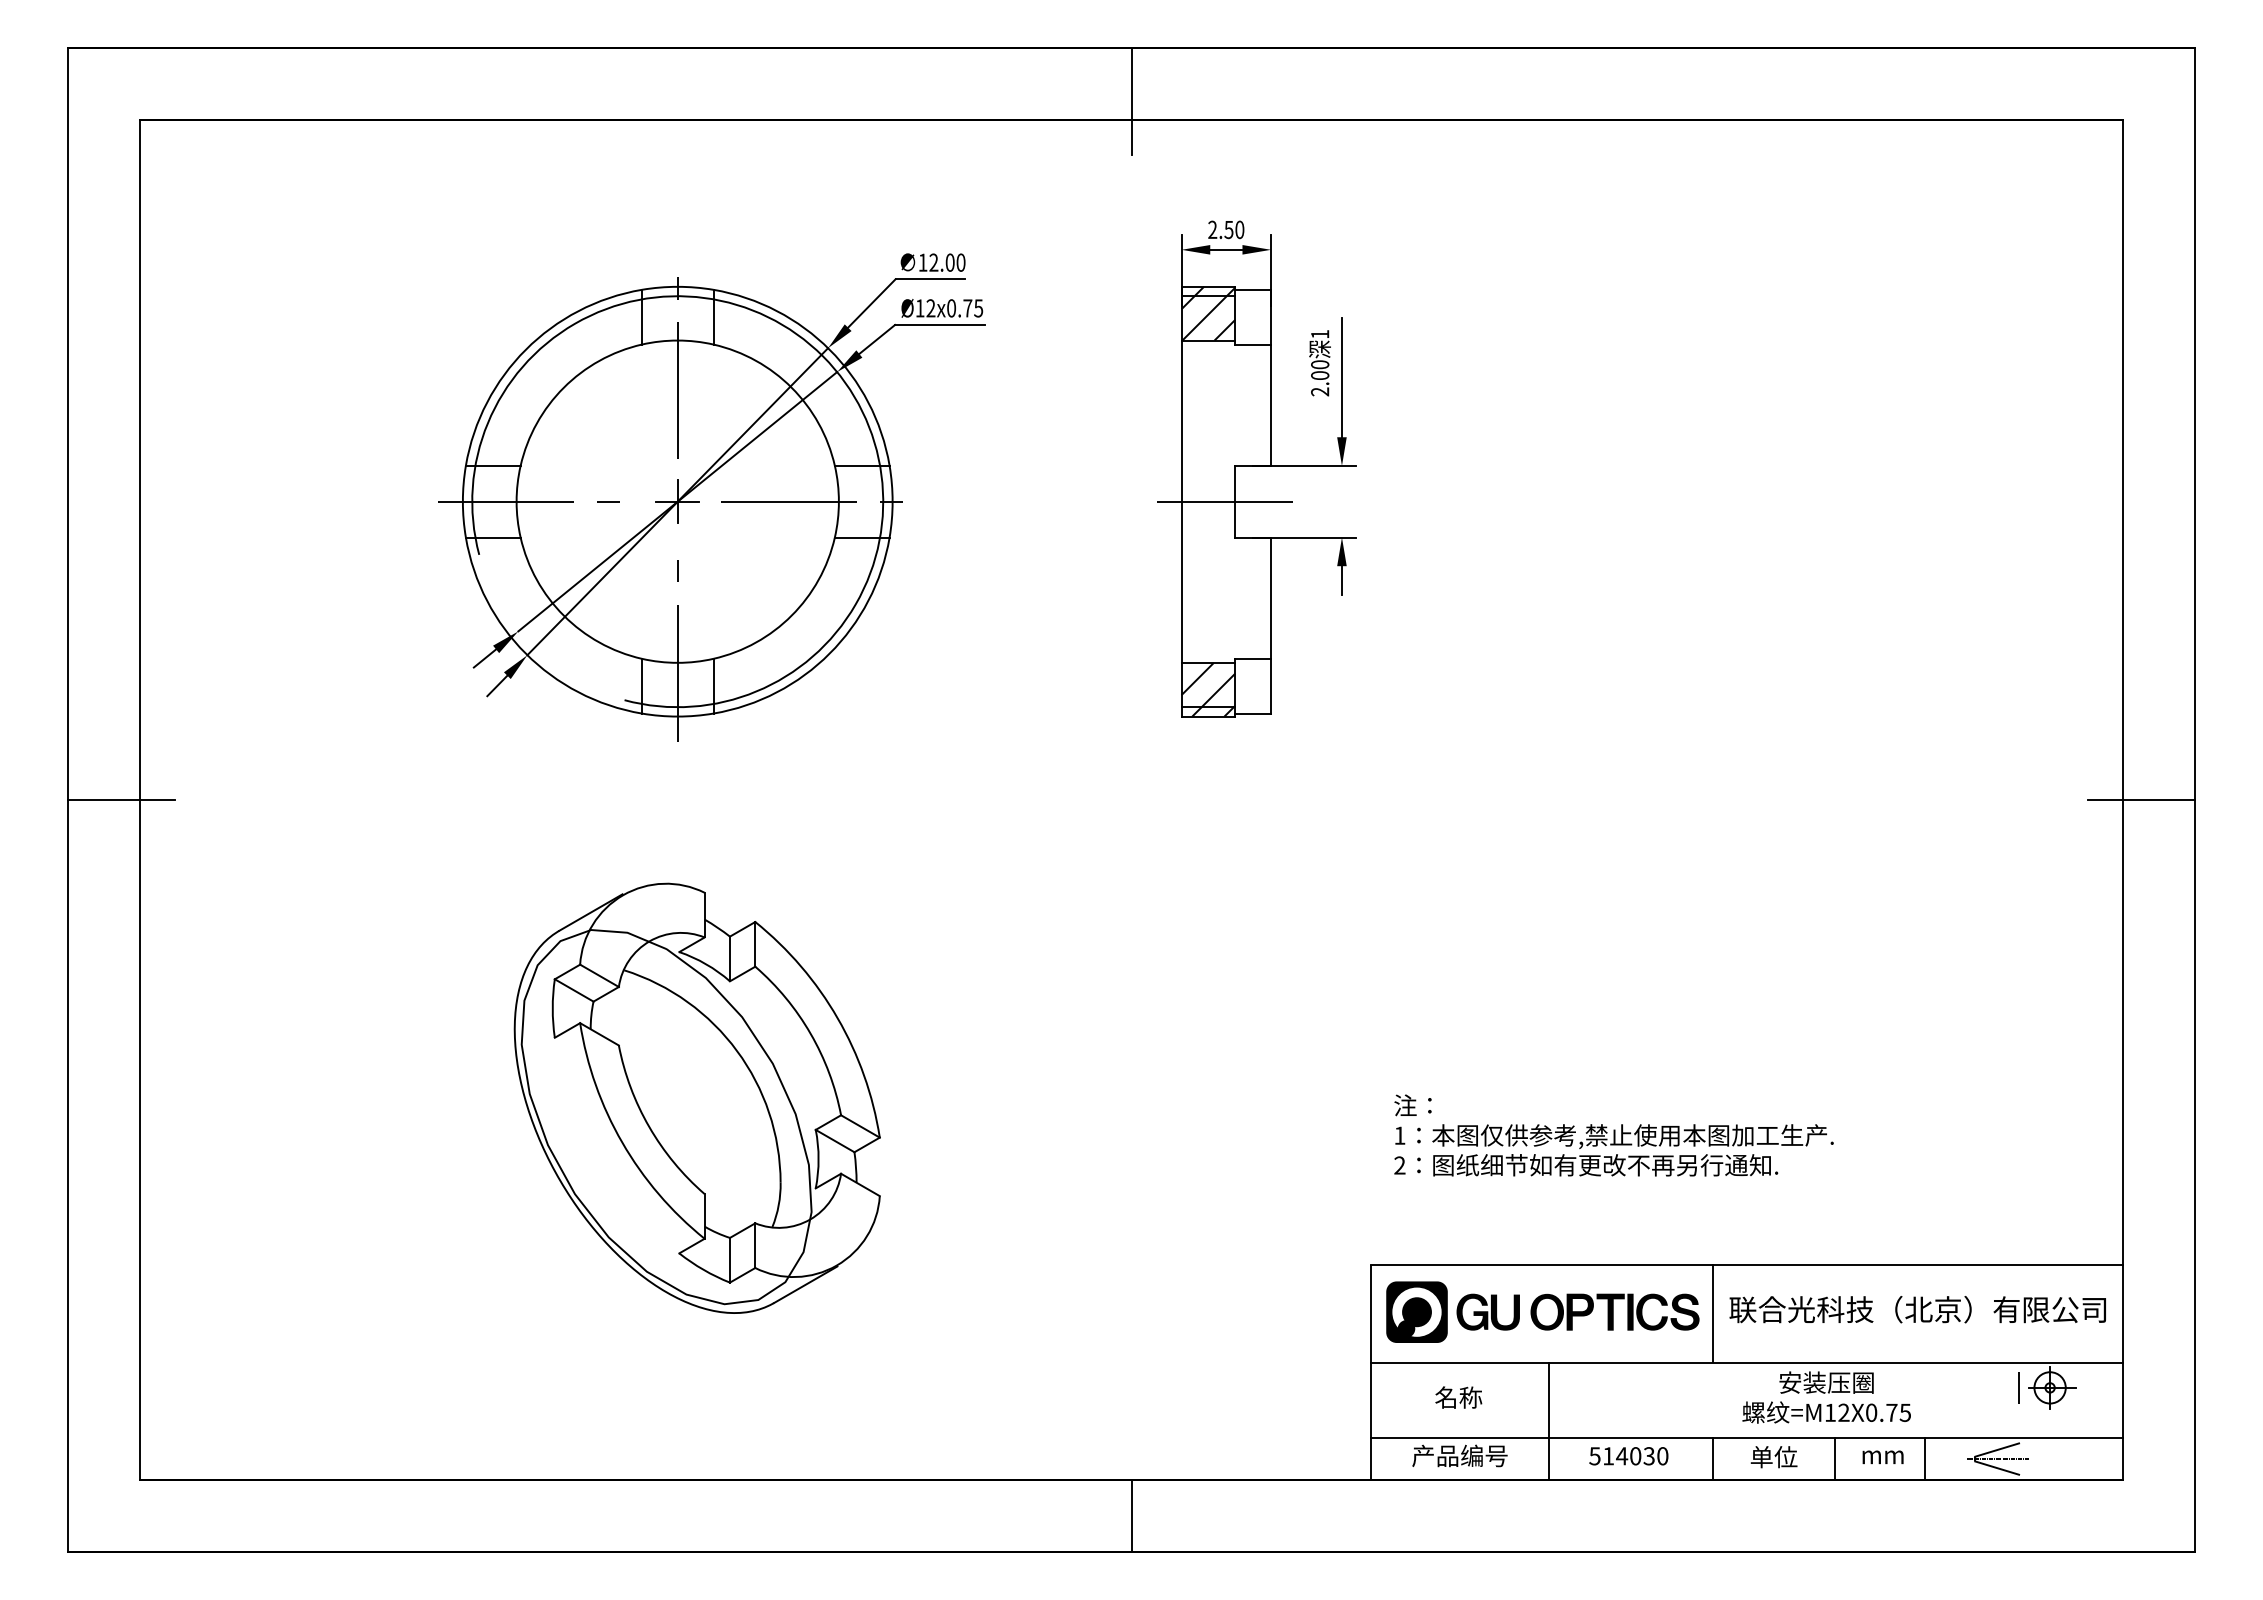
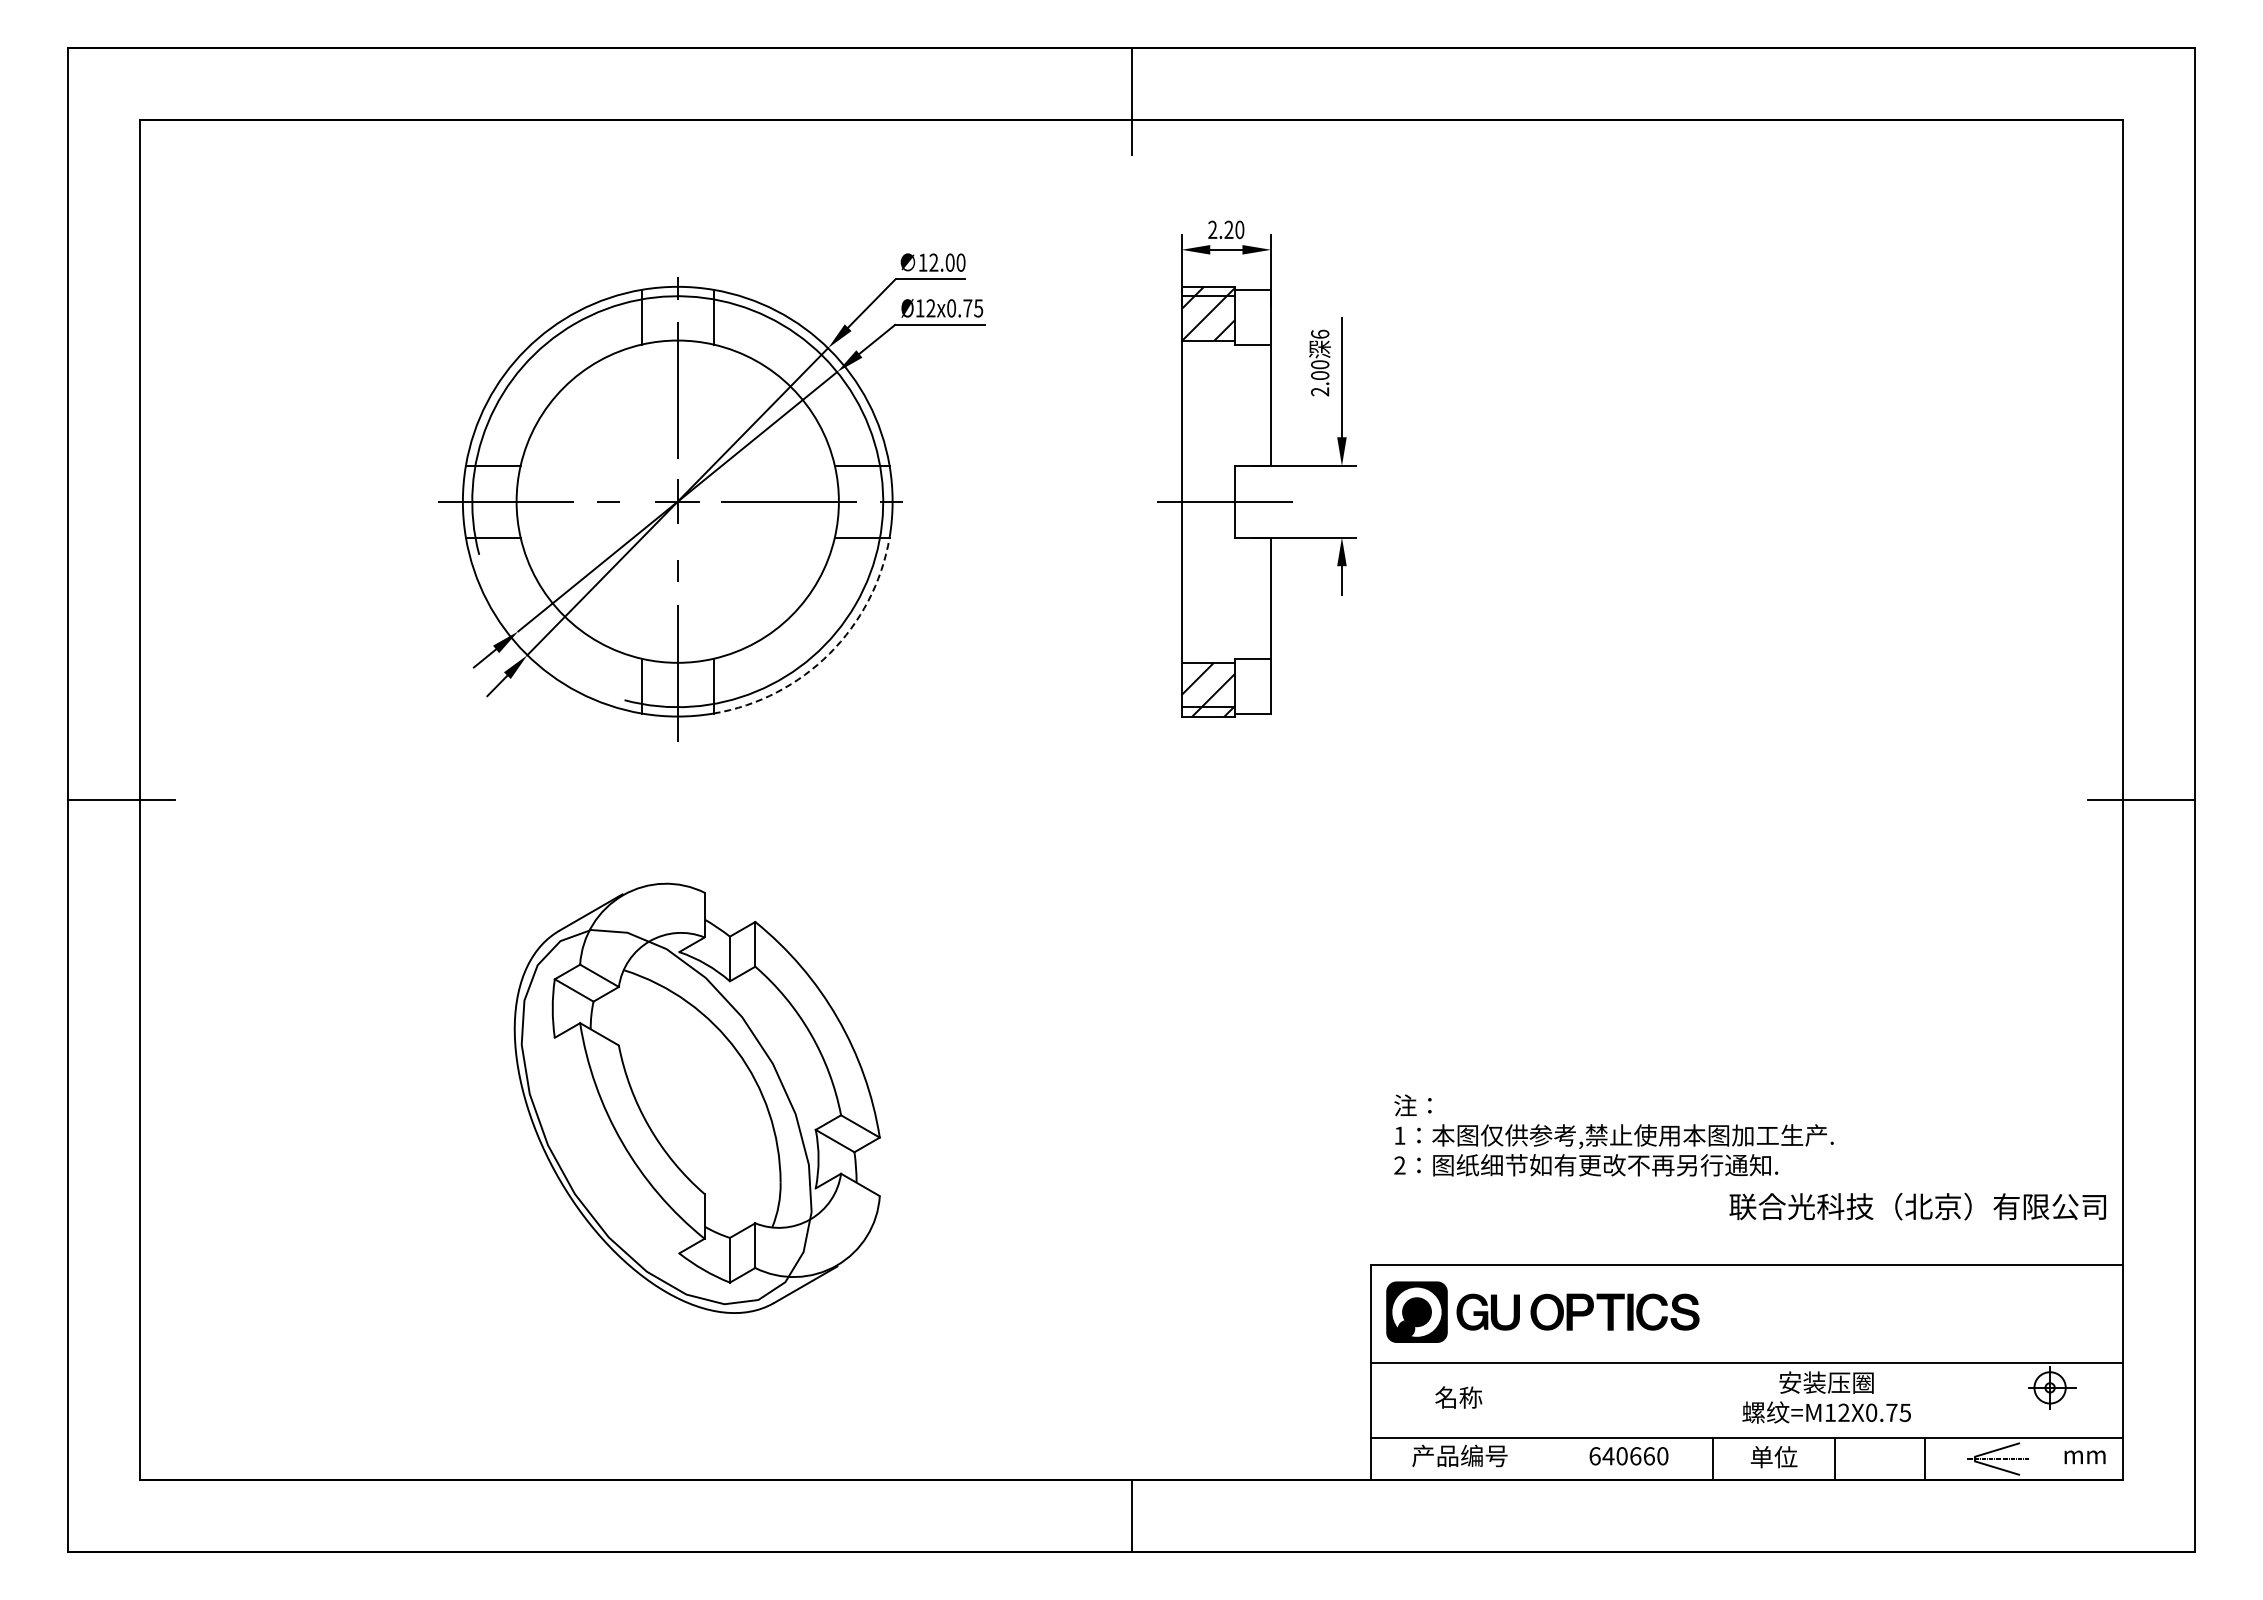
text: 2.50 -> 2.20 (1228, 229)
text: 1 -> 6 (1320, 333)
arc: solid -> dashed (829, 653)
text position: (1917, 1309) -> (1917, 1206) (1917, 1206)
line: present -> none (1712, 1313)
line: present -> none (2019, 1387)
line: present -> none (1548, 1421)
text: 514030 -> 640660 (1621, 1456)
text position: (1882, 1457) -> (2084, 1457) (2084, 1457)
